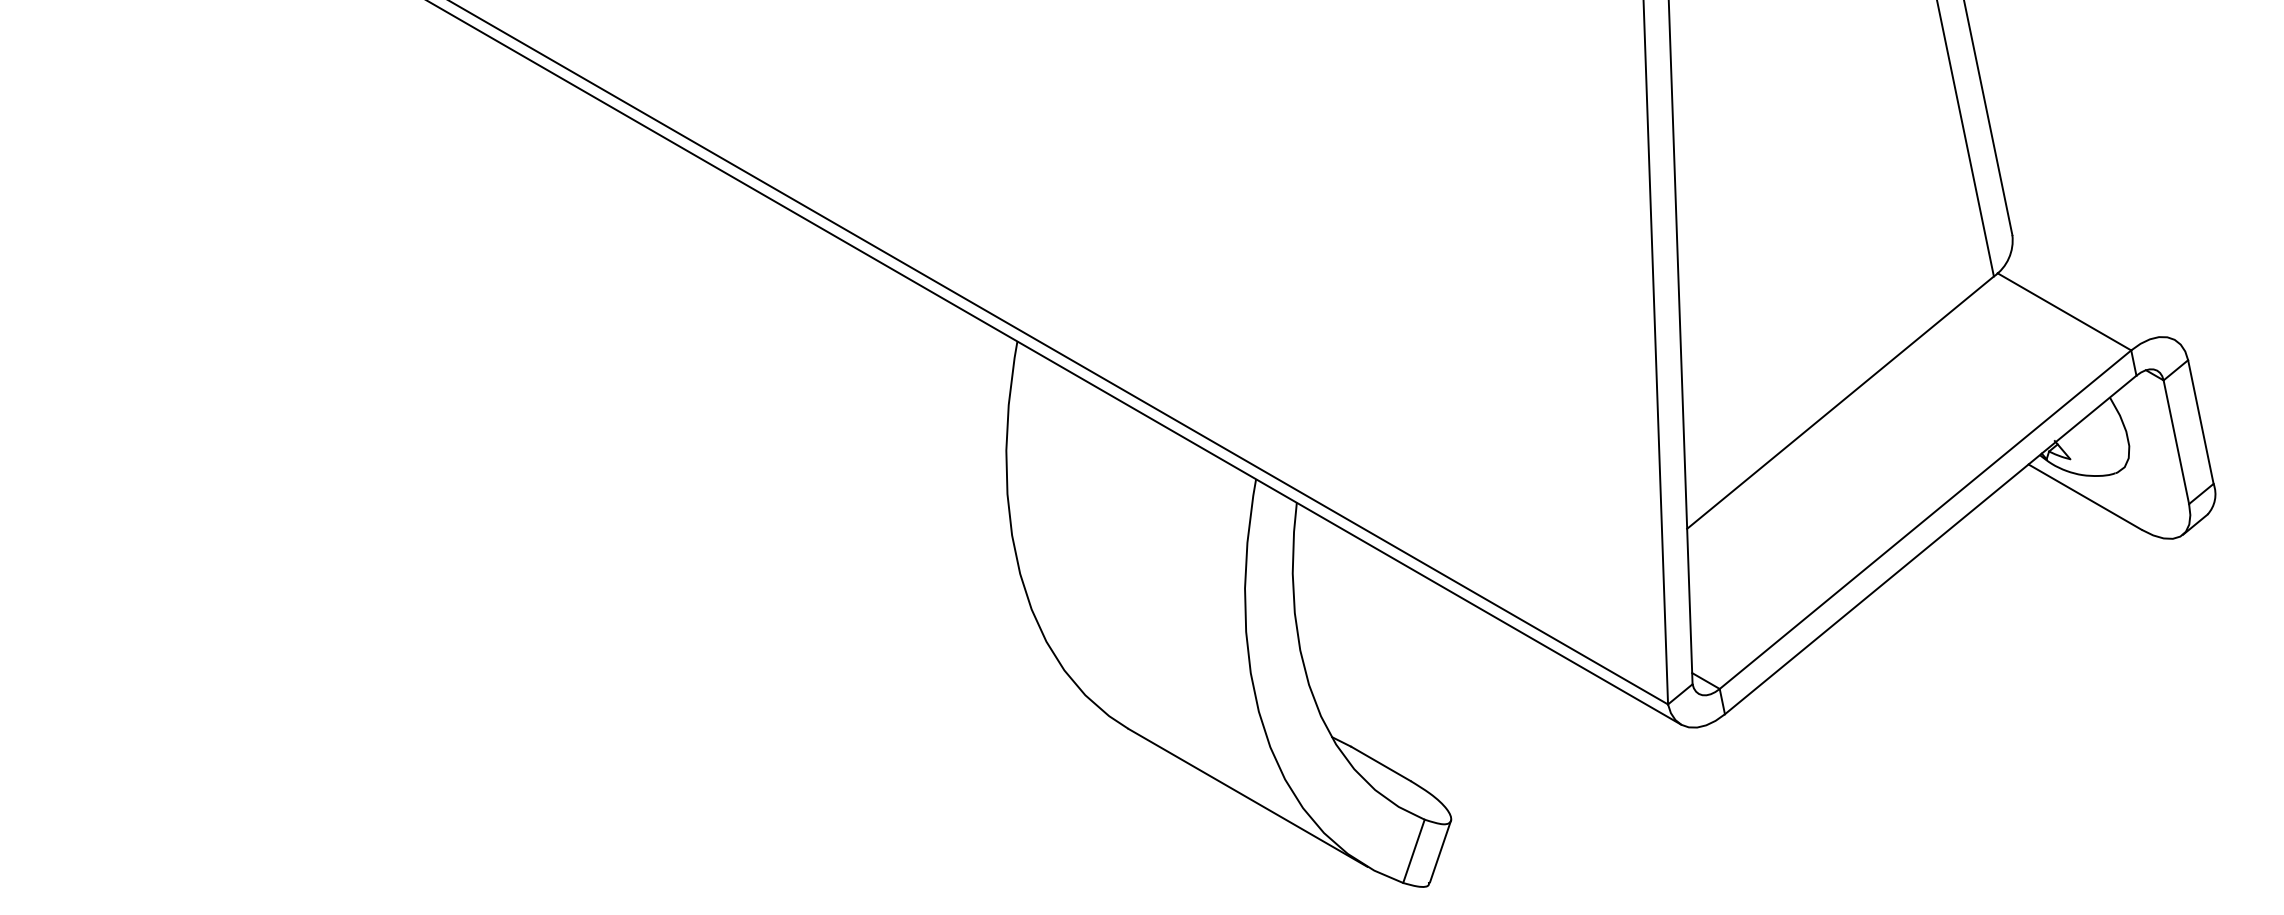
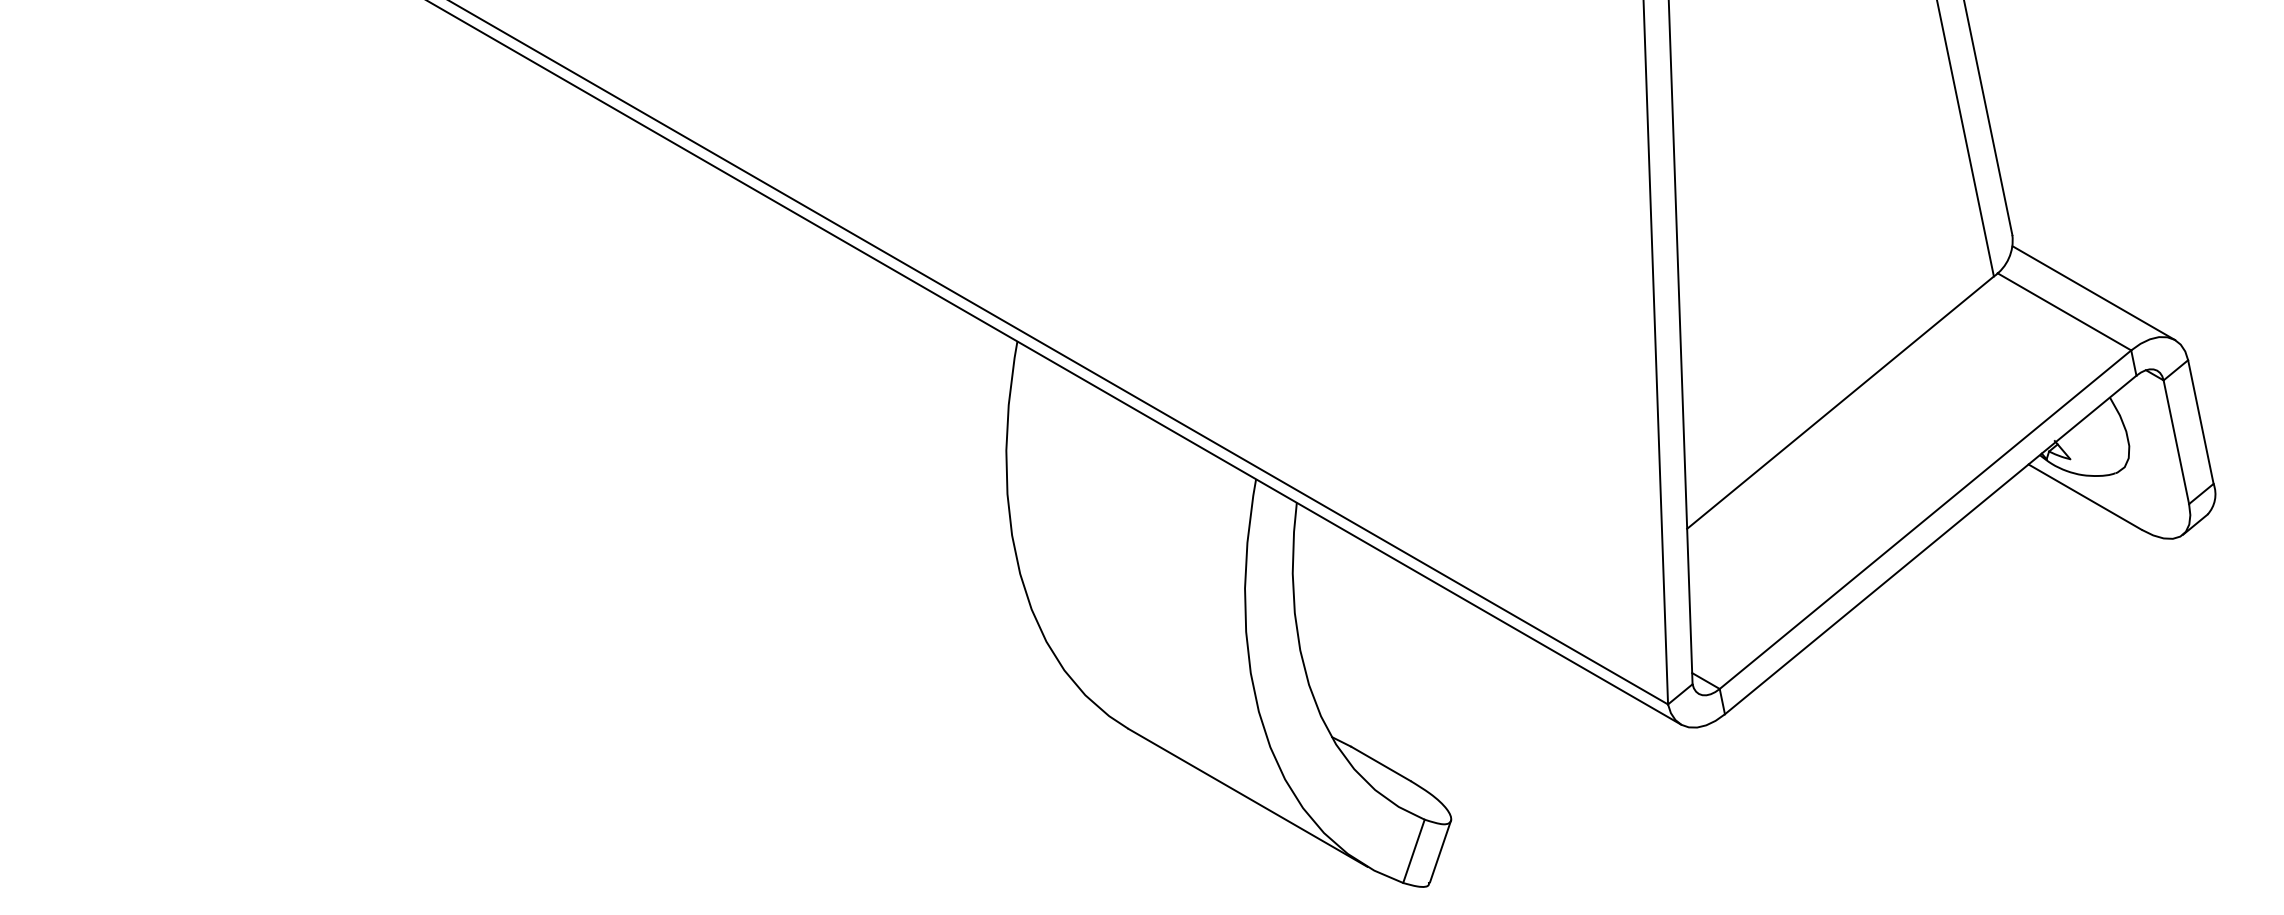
line: none -> present (2093, 293)
